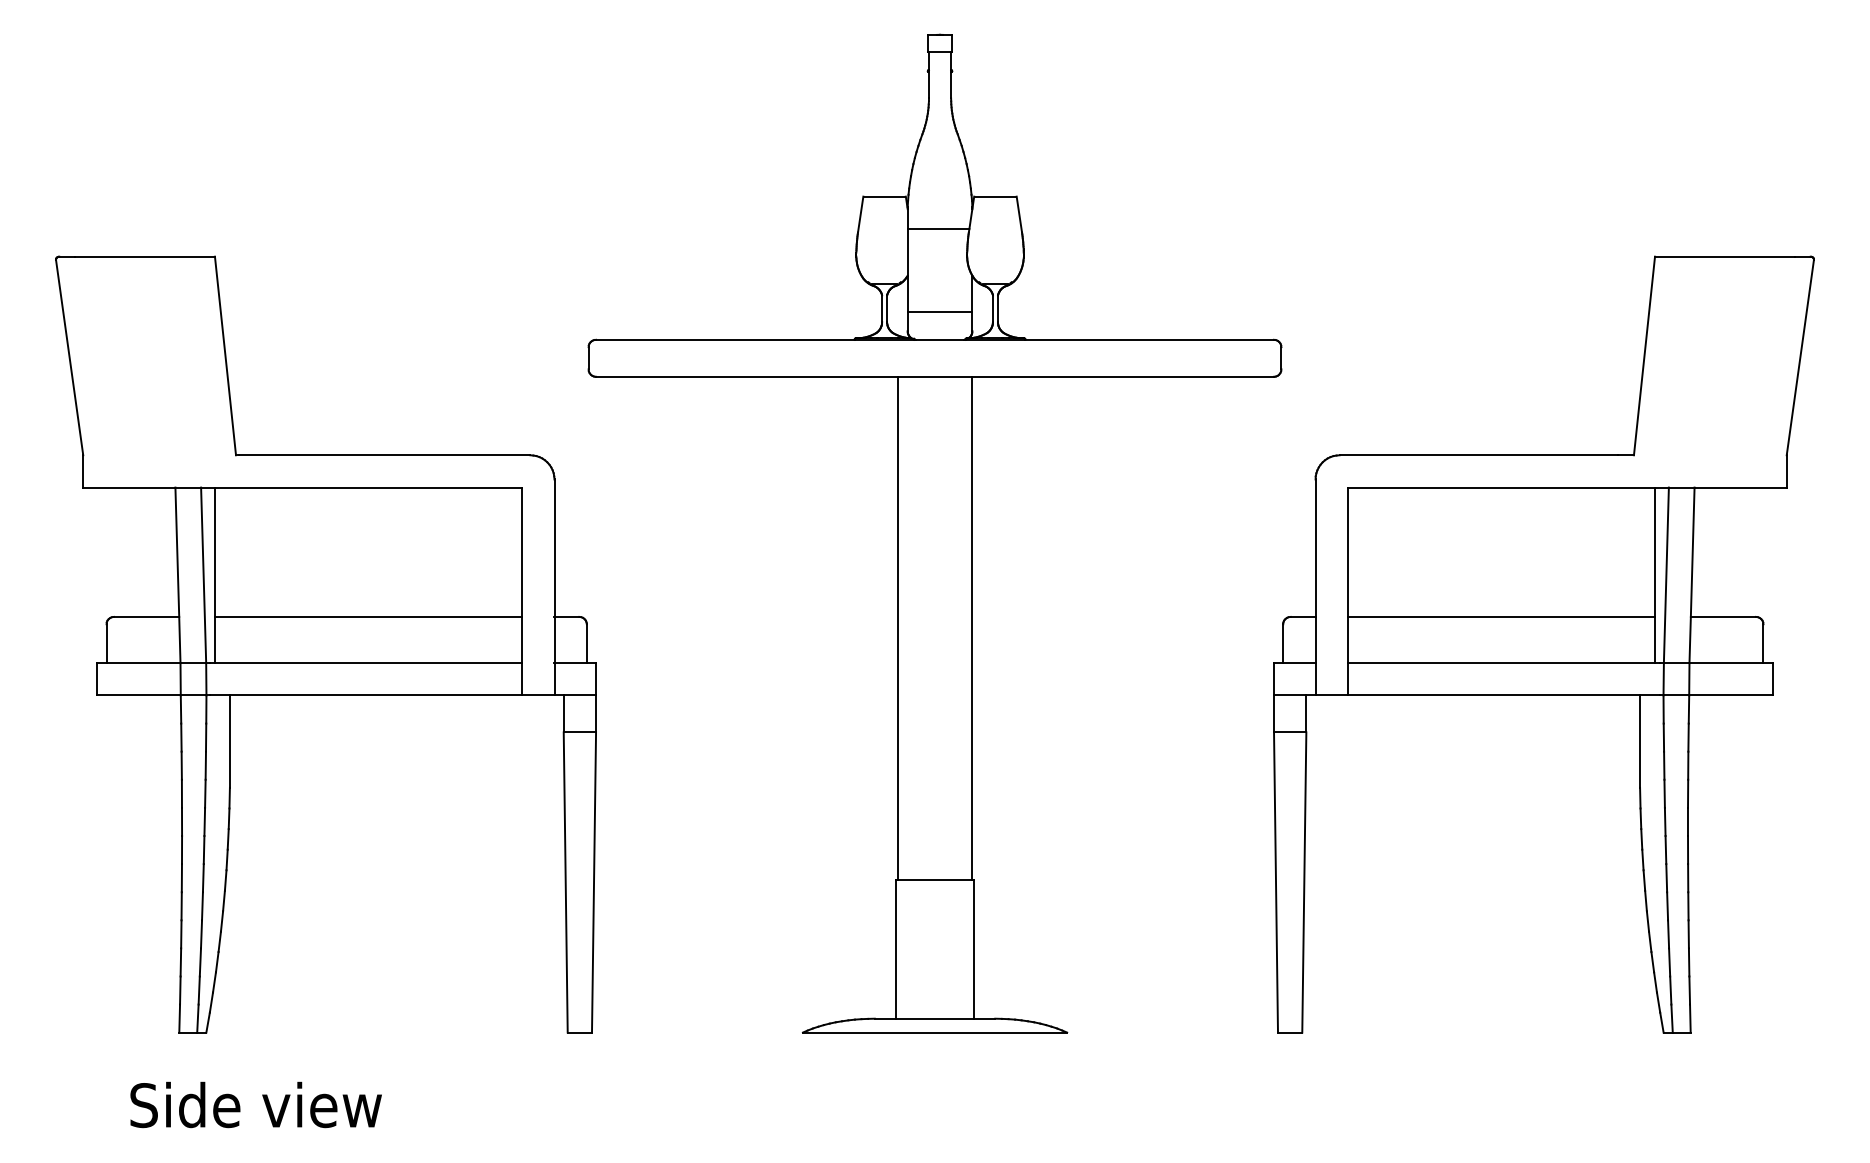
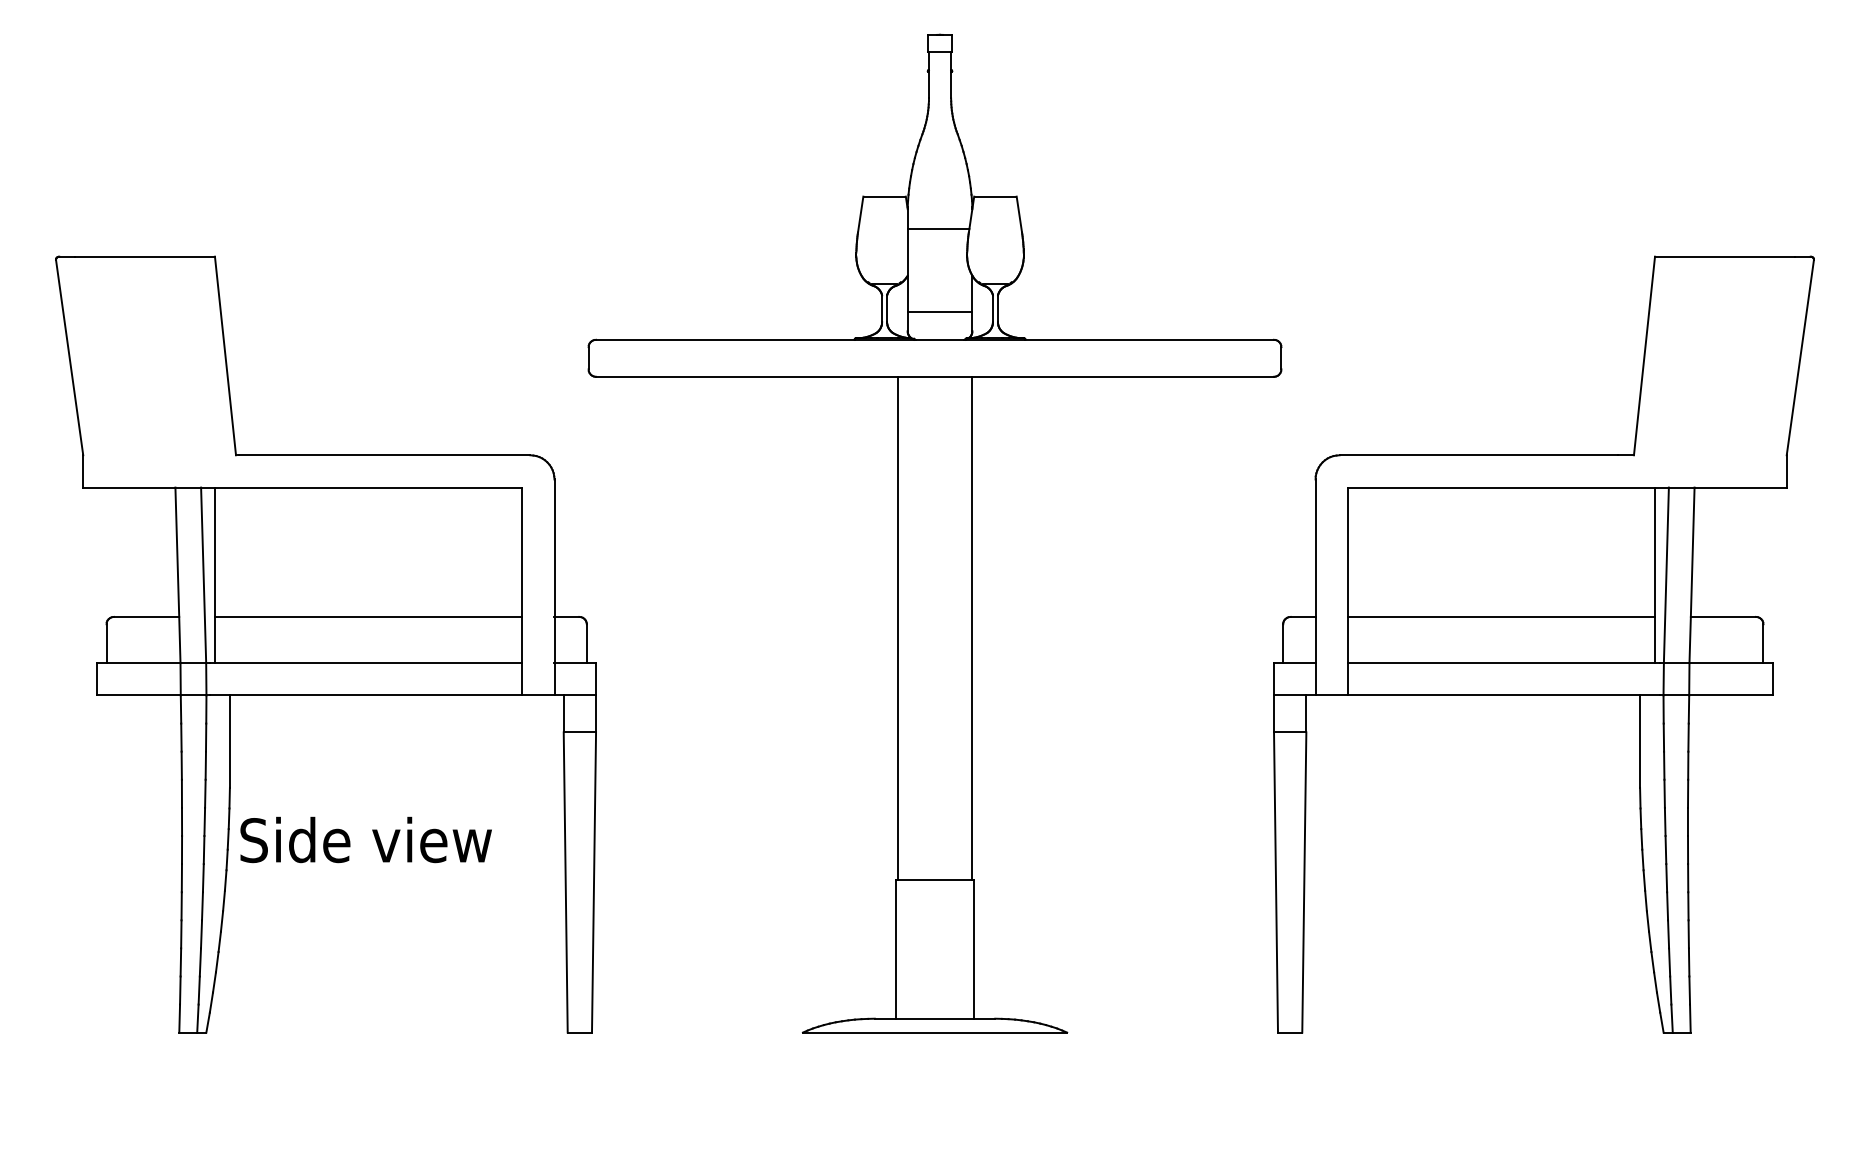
text position: (255, 1104) -> (365, 839) (365, 839)
